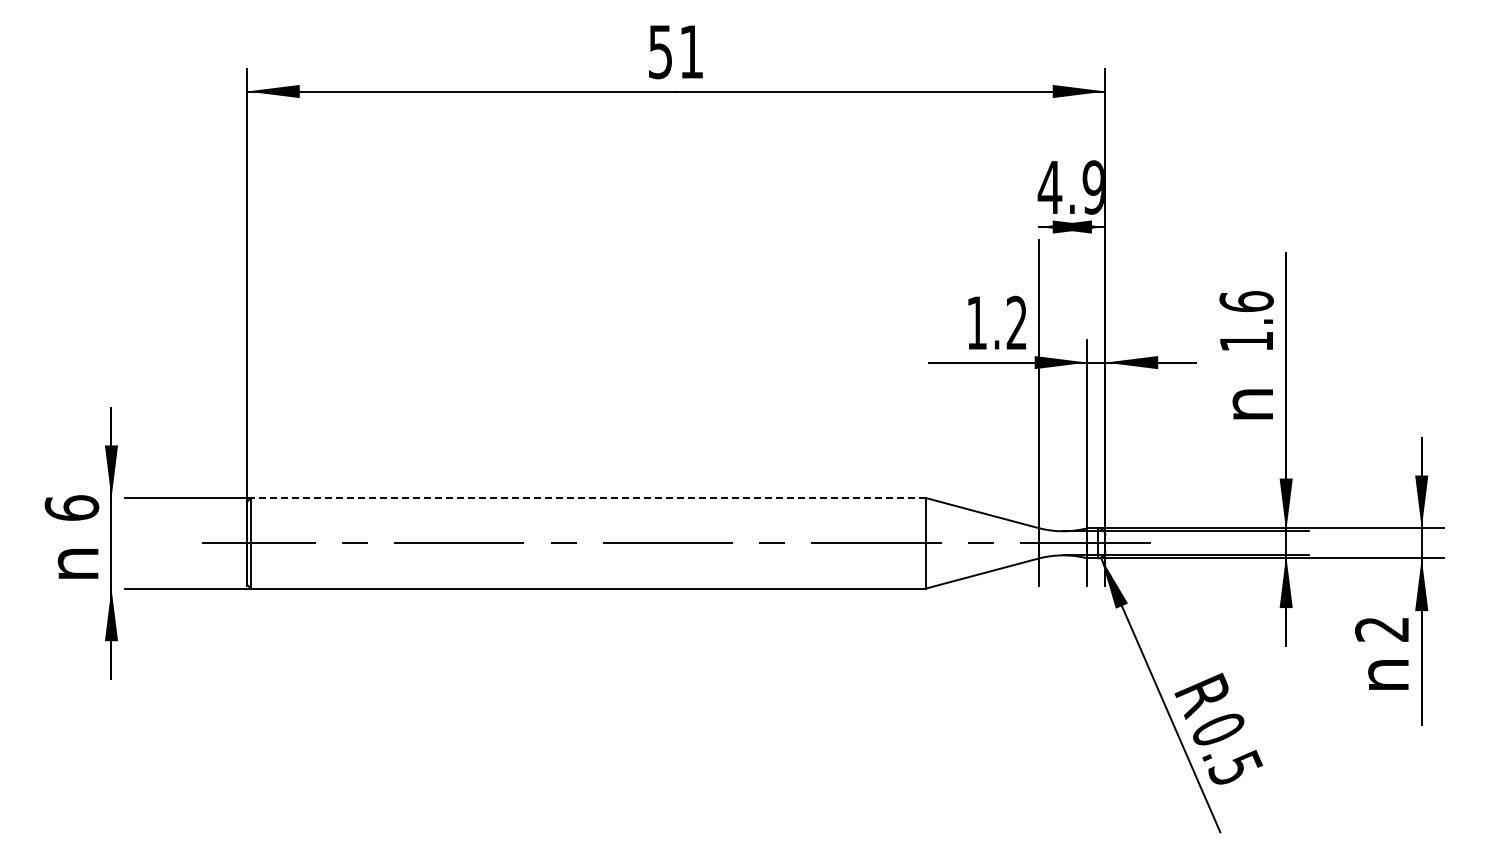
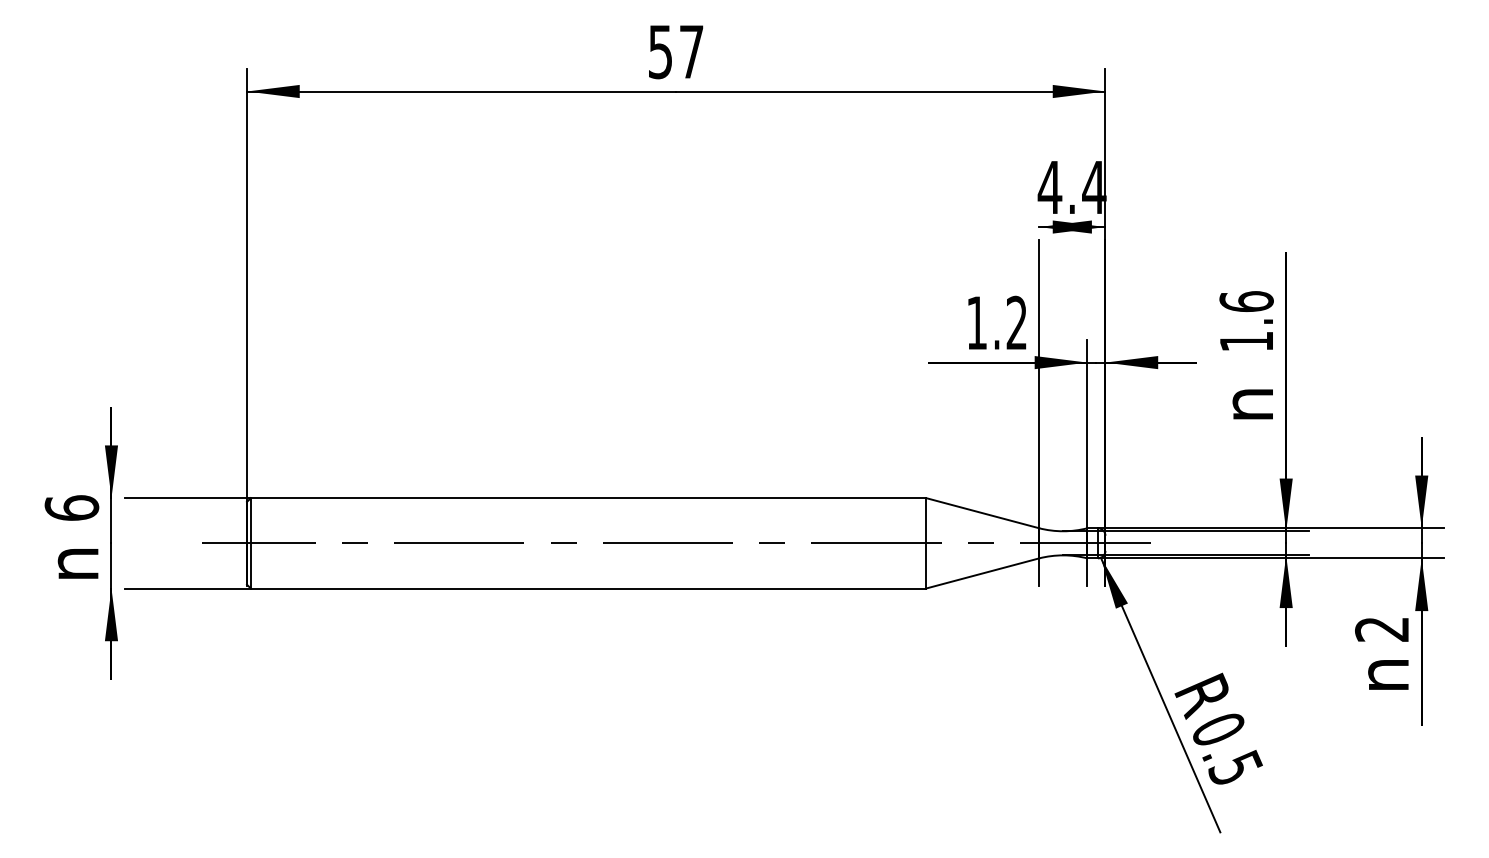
text: 51 -> 57 (691, 51)
text: 4.9 -> 4.4 (1094, 187)
line: dashed -> solid (588, 498)
